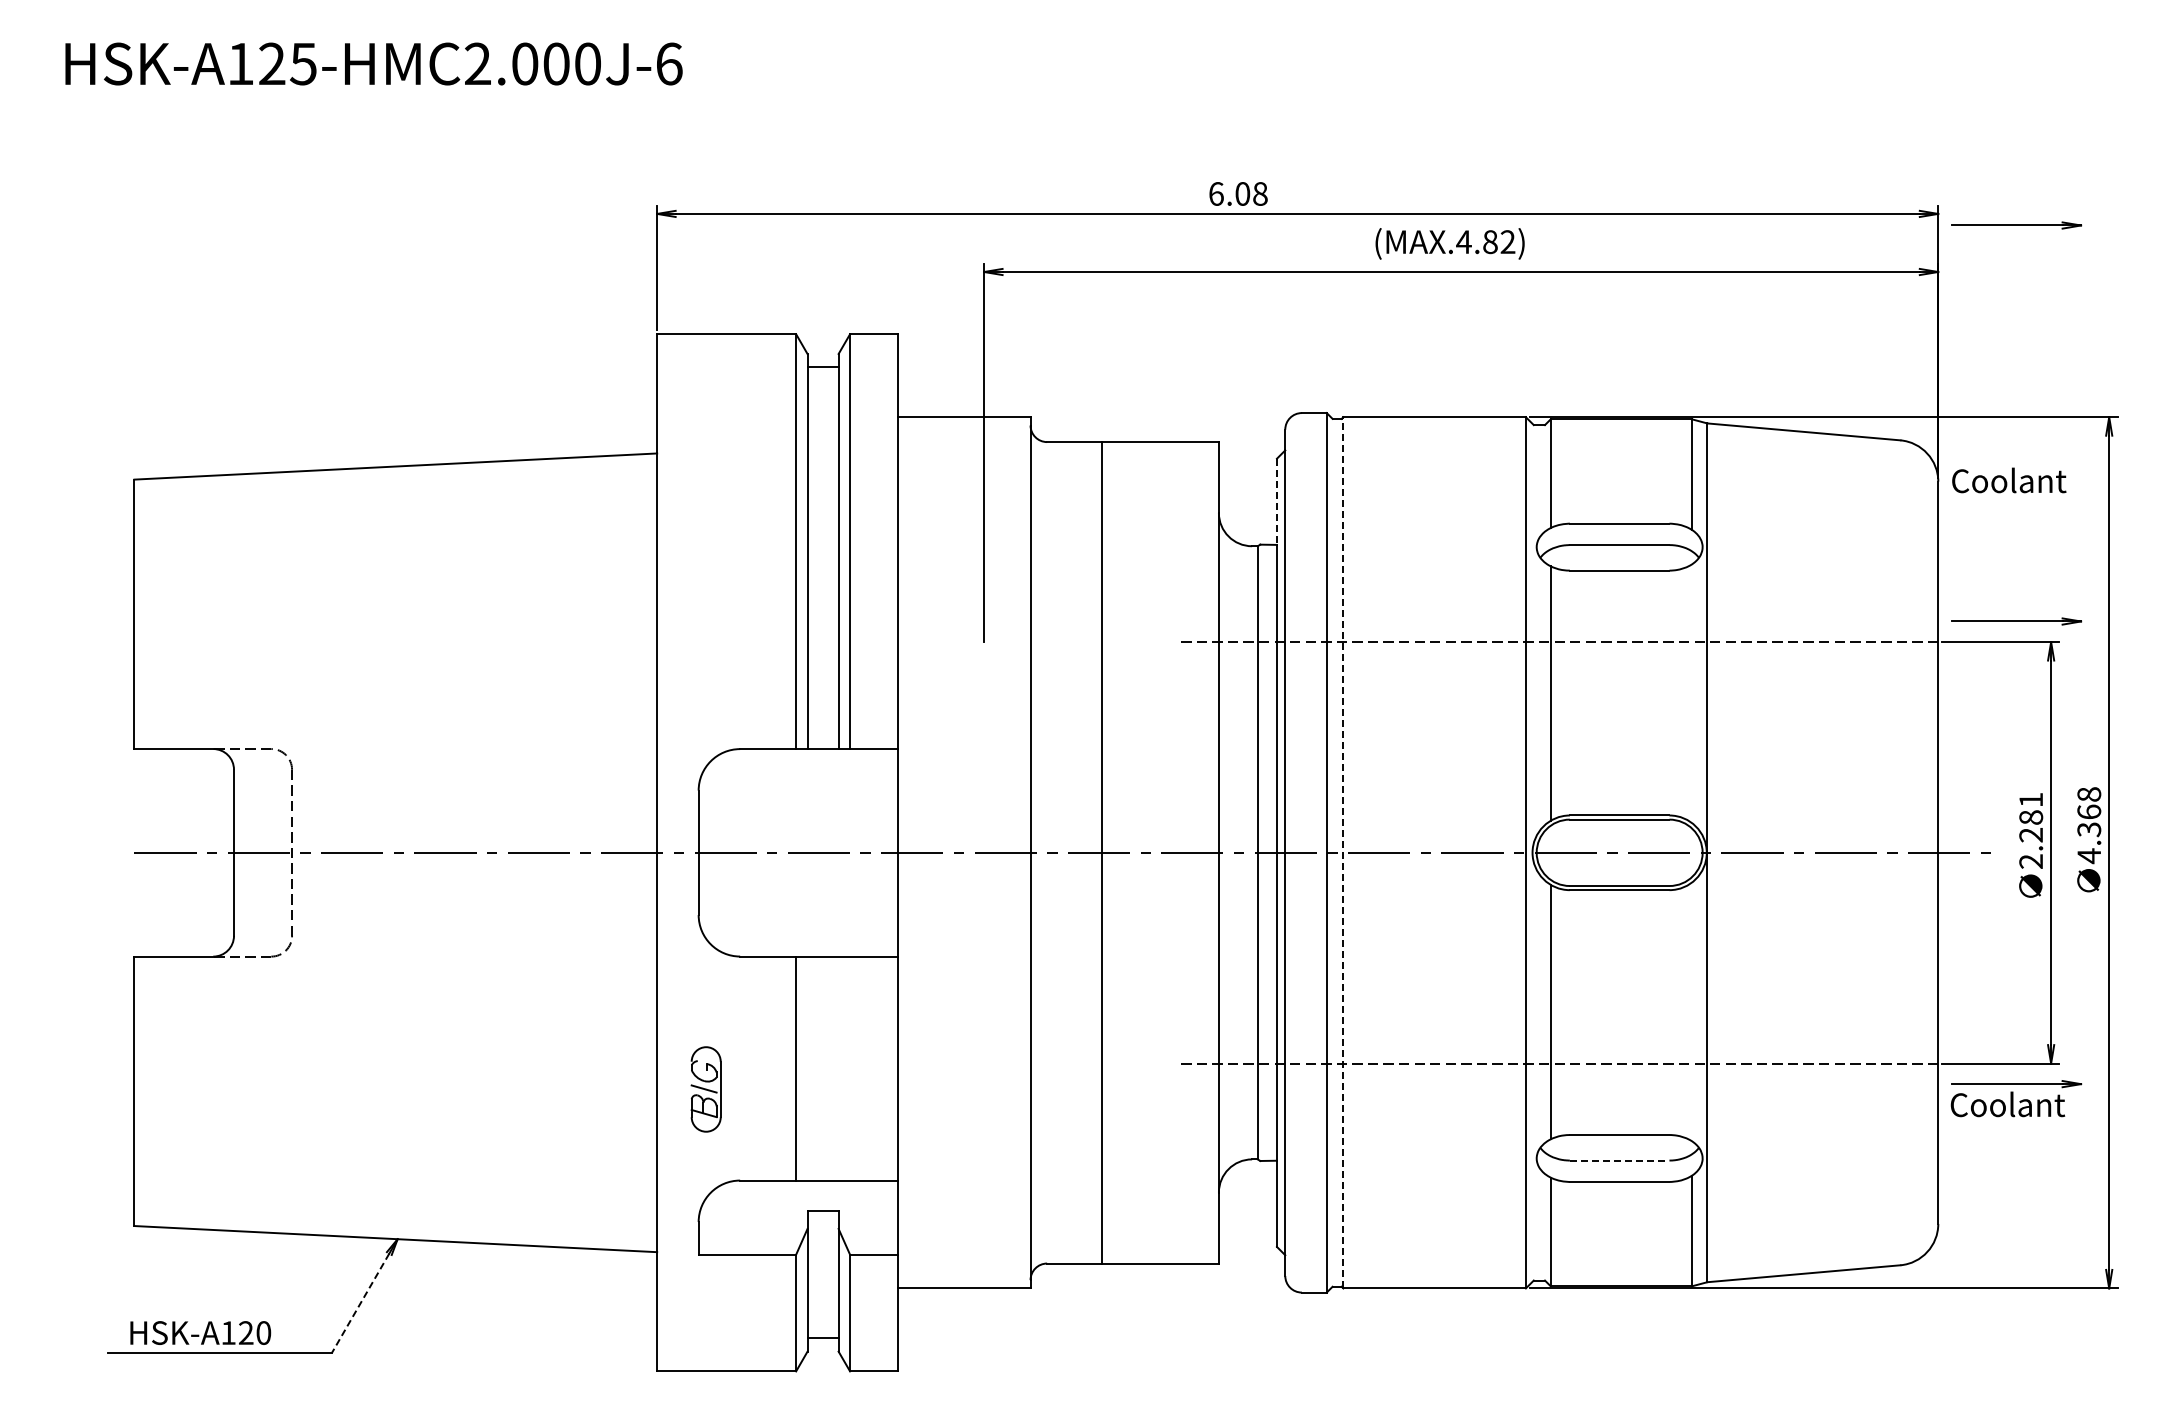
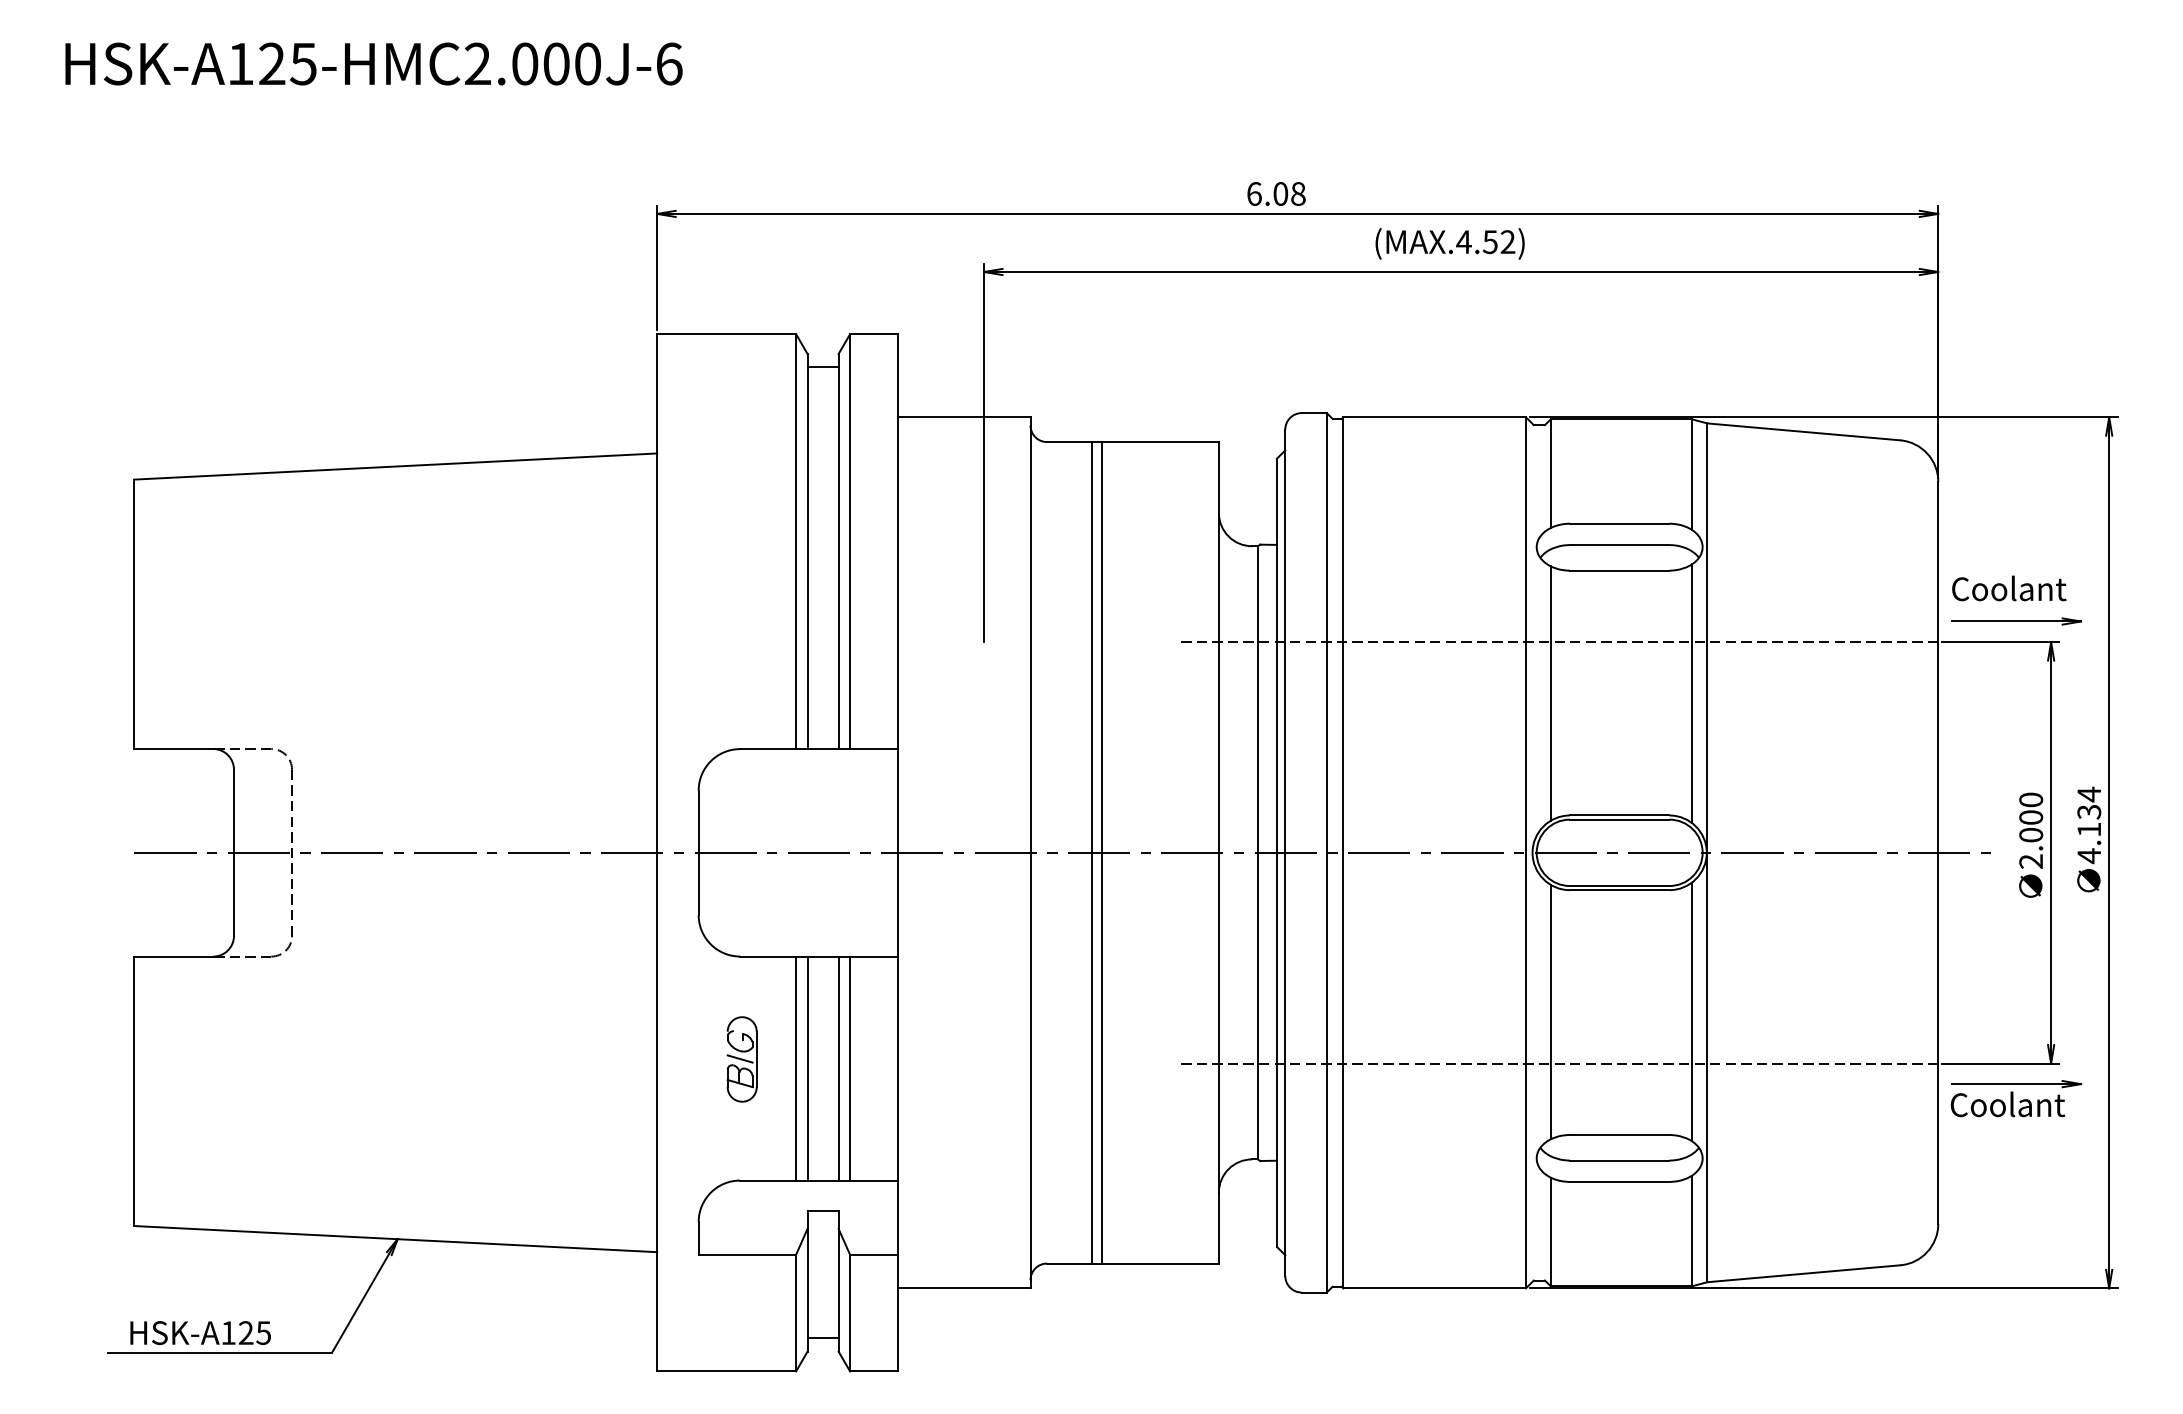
text position: (1238, 193) -> (1276, 193) (1276, 193)
part: present -> none (2016, 225)
text: (MAX.4.82) -> (MAX.4.52) (1489, 241)
text position: (2009, 480) -> (2009, 588) (2009, 588)
line: dashed -> solid (1276, 502)
line: none -> present (1691, 693)
text: 4.368 -> 4.134 (2089, 811)
text: 2.281 -> 2.000 (2031, 817)
line: none -> present (1091, 852)
line: dashed -> solid (1343, 852)
line: none -> present (1691, 1011)
line: none -> present (807, 1068)
line: none -> present (838, 1068)
line: none -> present (850, 1068)
part position: (705, 1089) -> (741, 1059) (741, 1059)
line: dashed -> solid (1619, 1160)
line: dashed -> solid (360, 1303)
text: HSK-A120 -> HSK-A125 (263, 1332)
